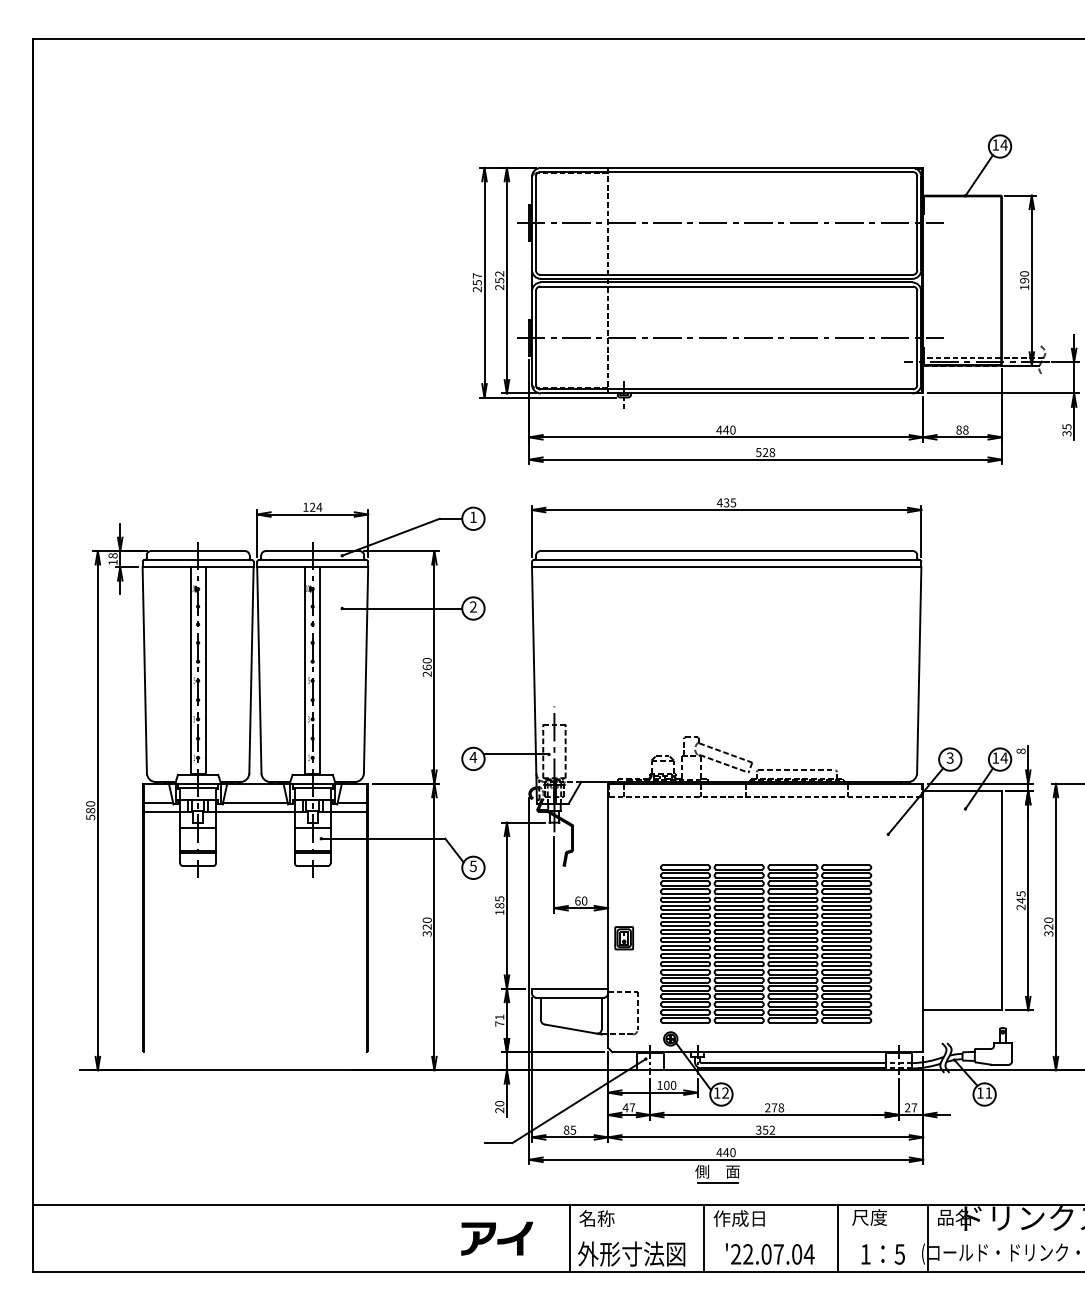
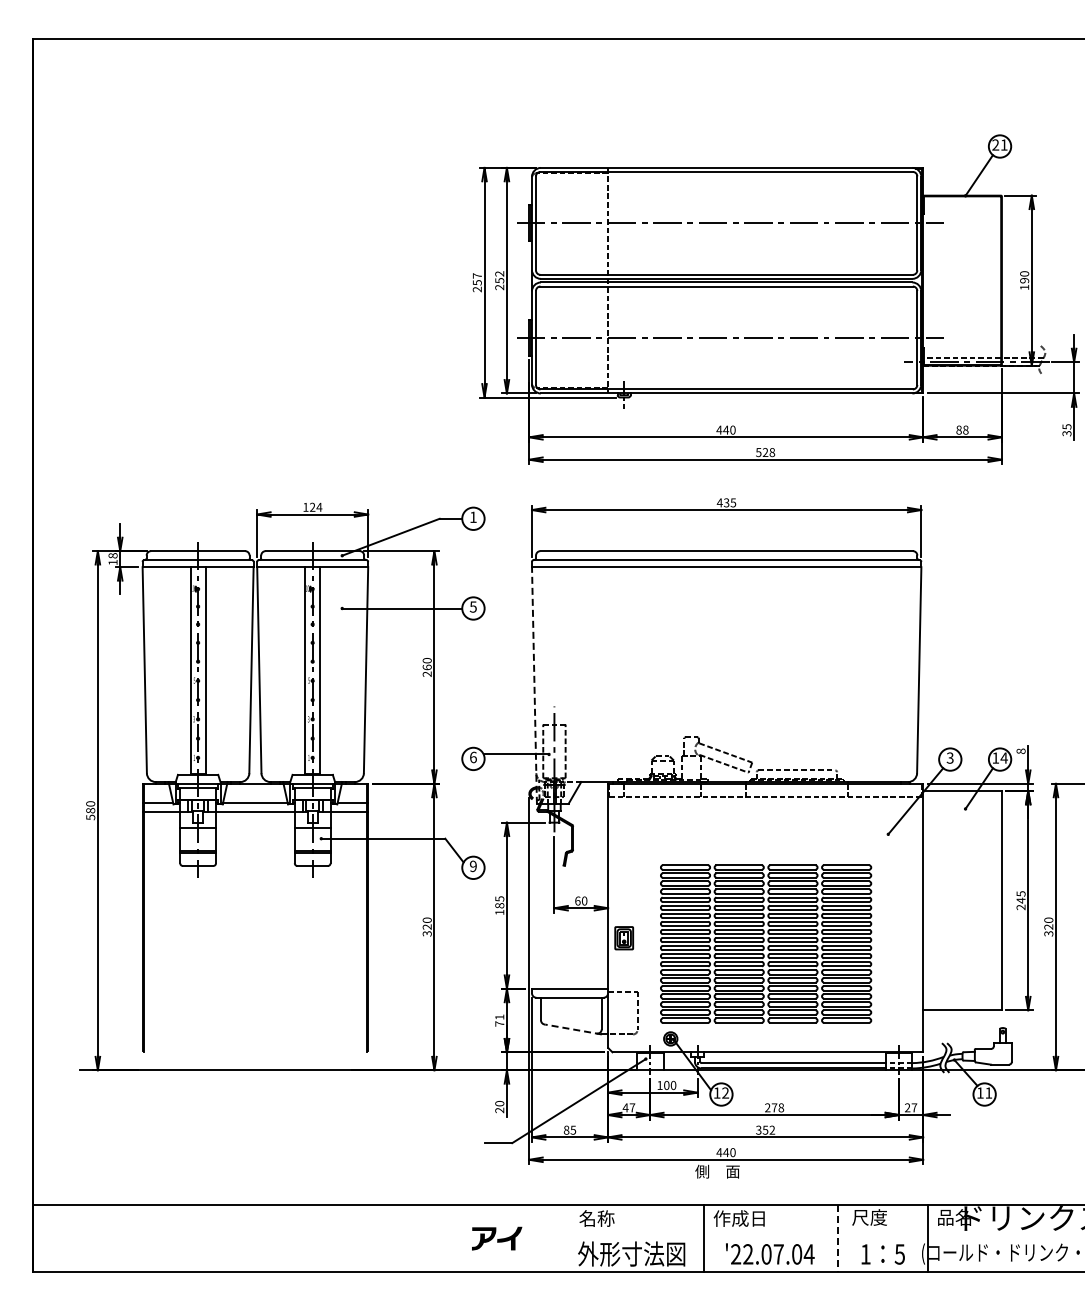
text: 14 -> 21 (999, 144)
text: 2 -> 5 (472, 606)
line: solid -> dashed (534, 685)
text: 4 -> 6 (473, 757)
text: 5 -> 9 (472, 865)
line: solid -> dashed (573, 1029)
line: present -> none (717, 1183)
line: present -> none (569, 1237)
part size: 72x35 px -> 51x25 px (497, 1238)
line: solid -> dashed (838, 1238)
